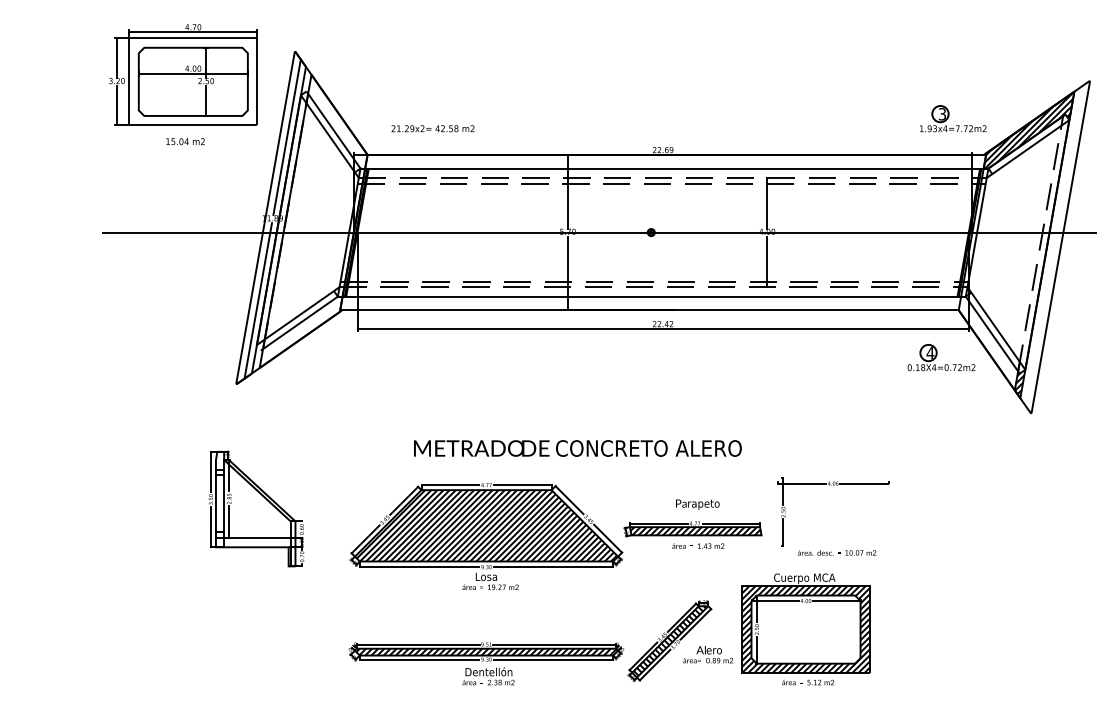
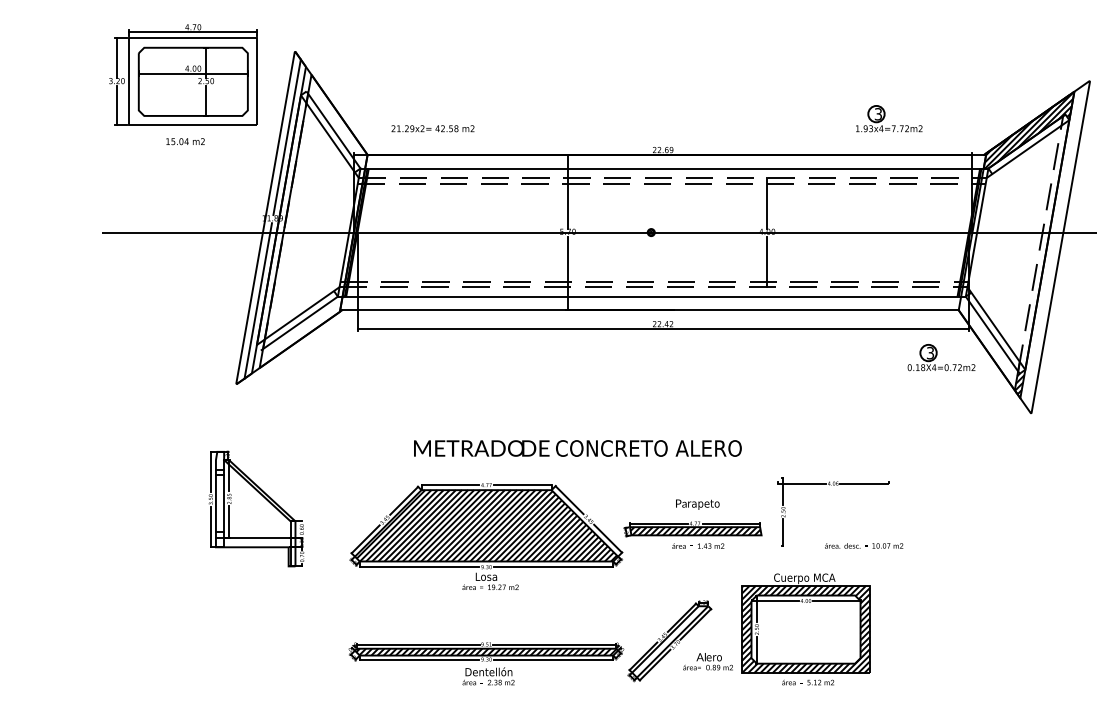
part position: (953, 118) -> (889, 118) (889, 118)
text: 4 -> 3 (930, 352)
text position: (837, 552) -> (864, 545) (864, 545)
hatch: present -> none (669, 640)
text position: (707, 654) -> (707, 661) (707, 661)
